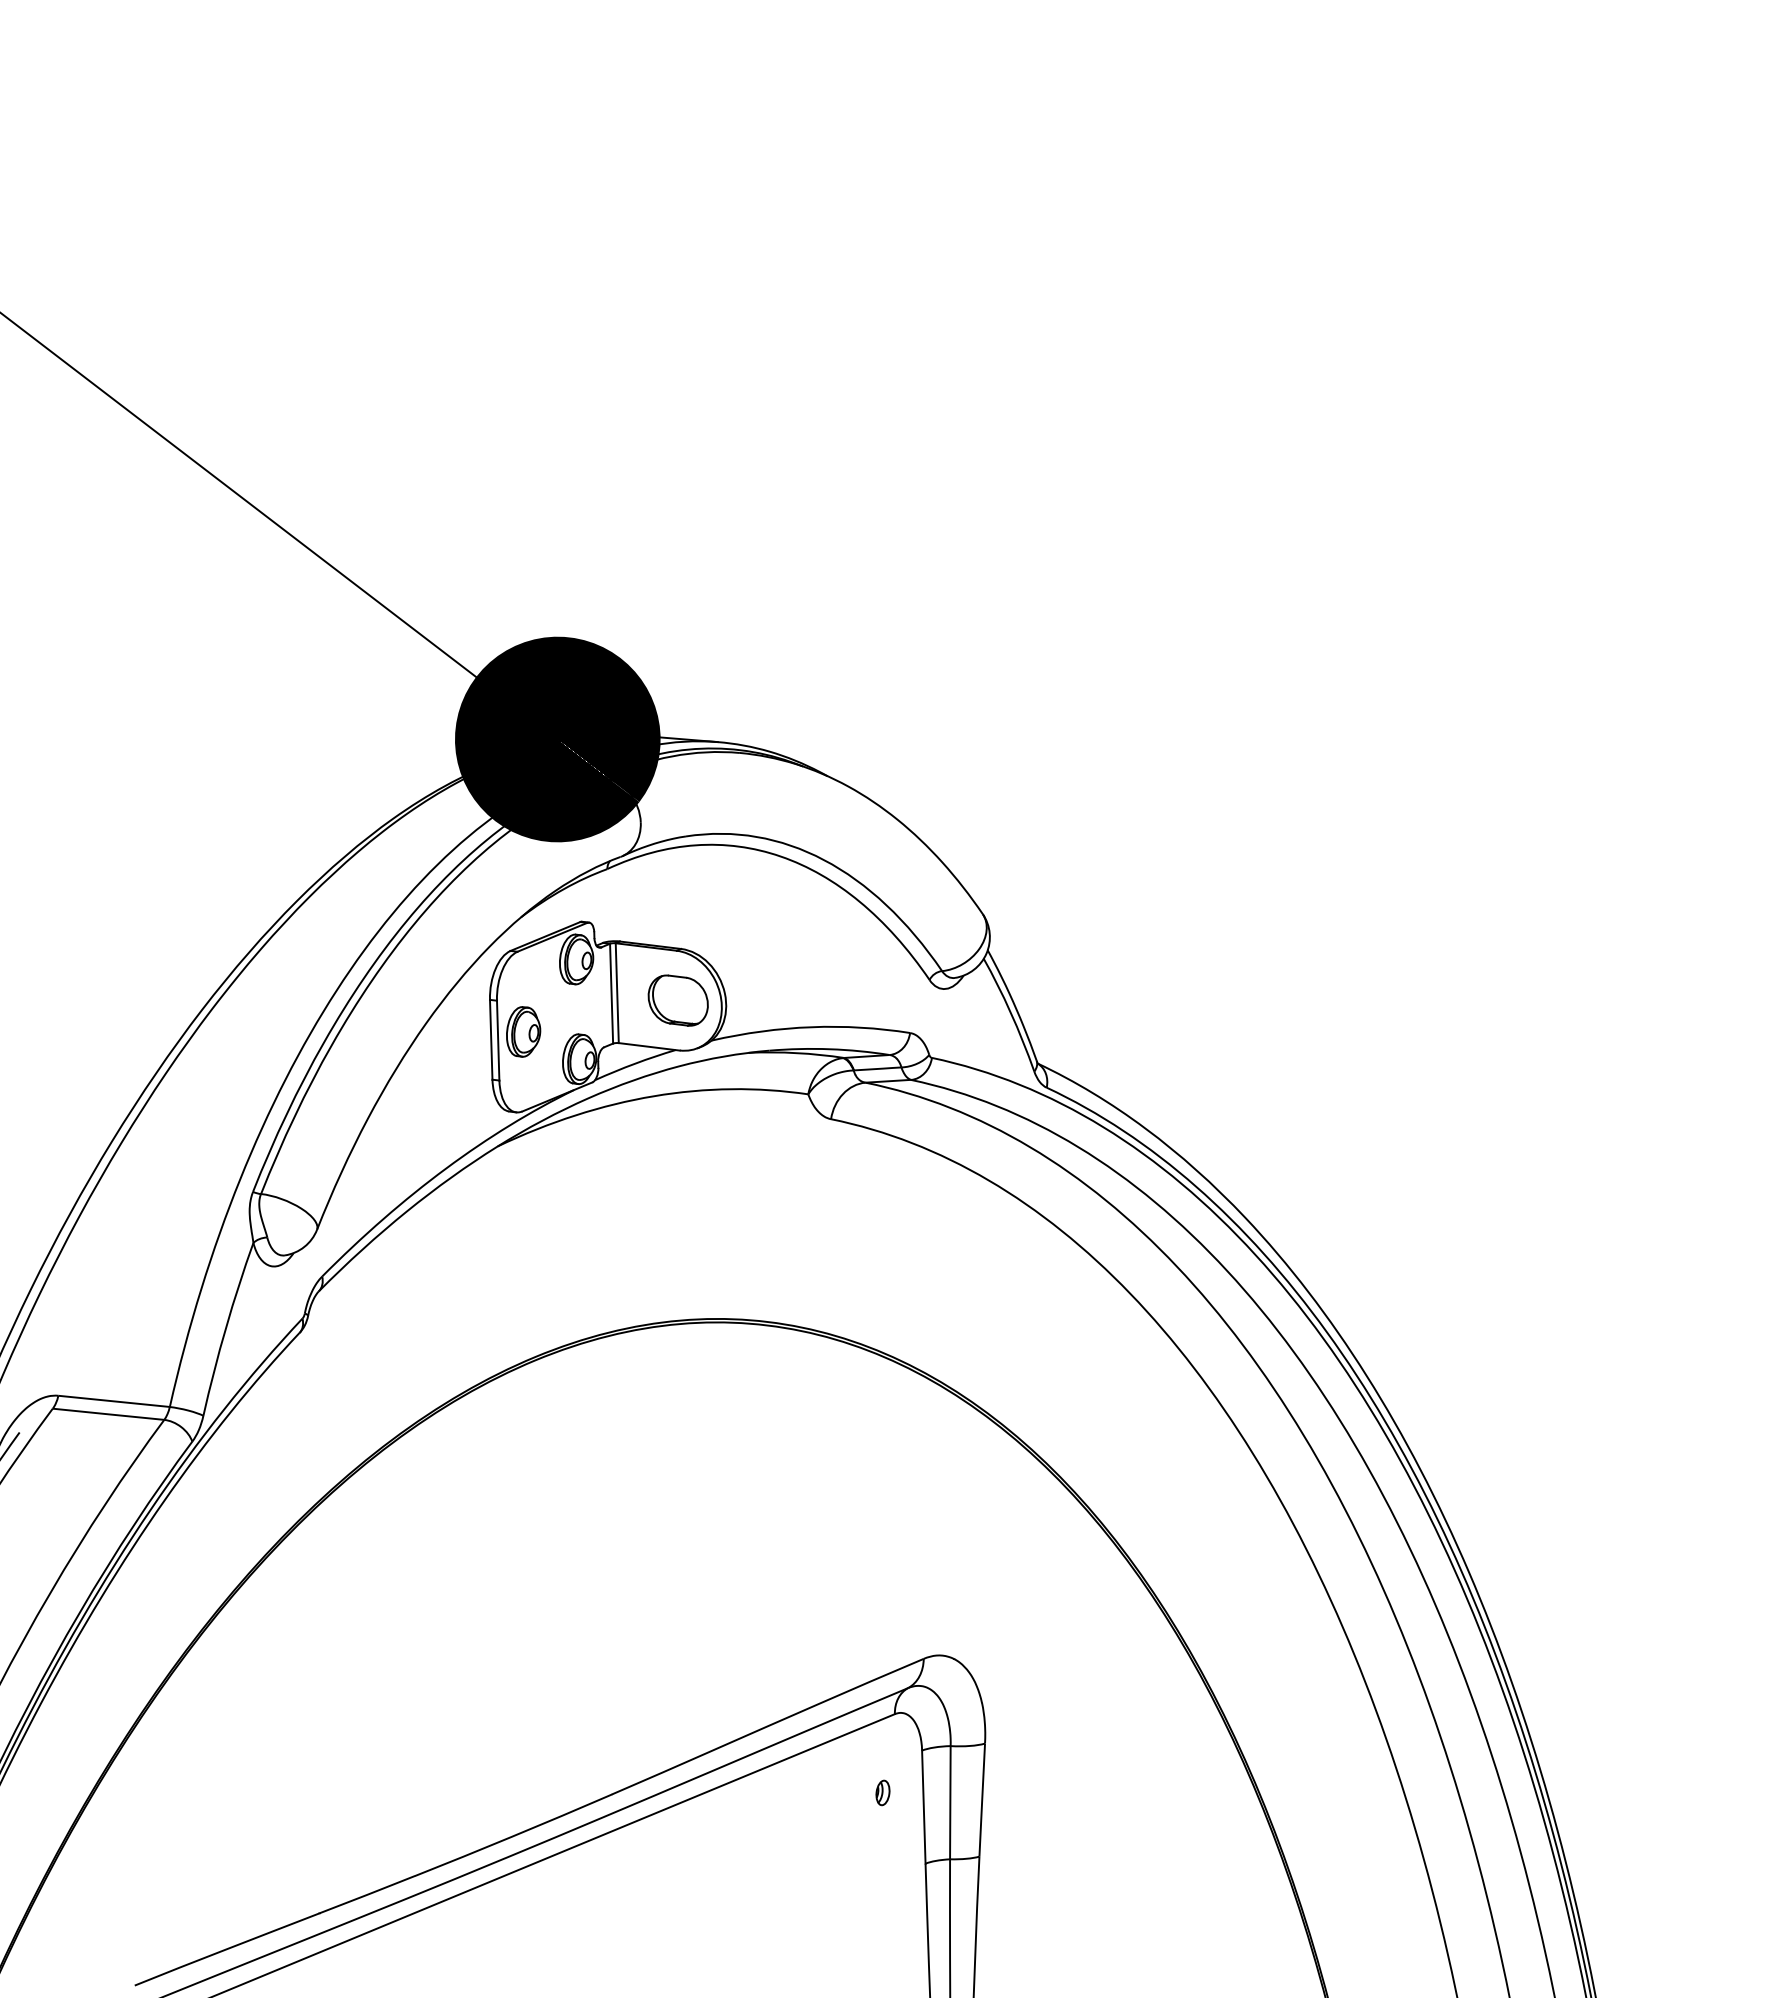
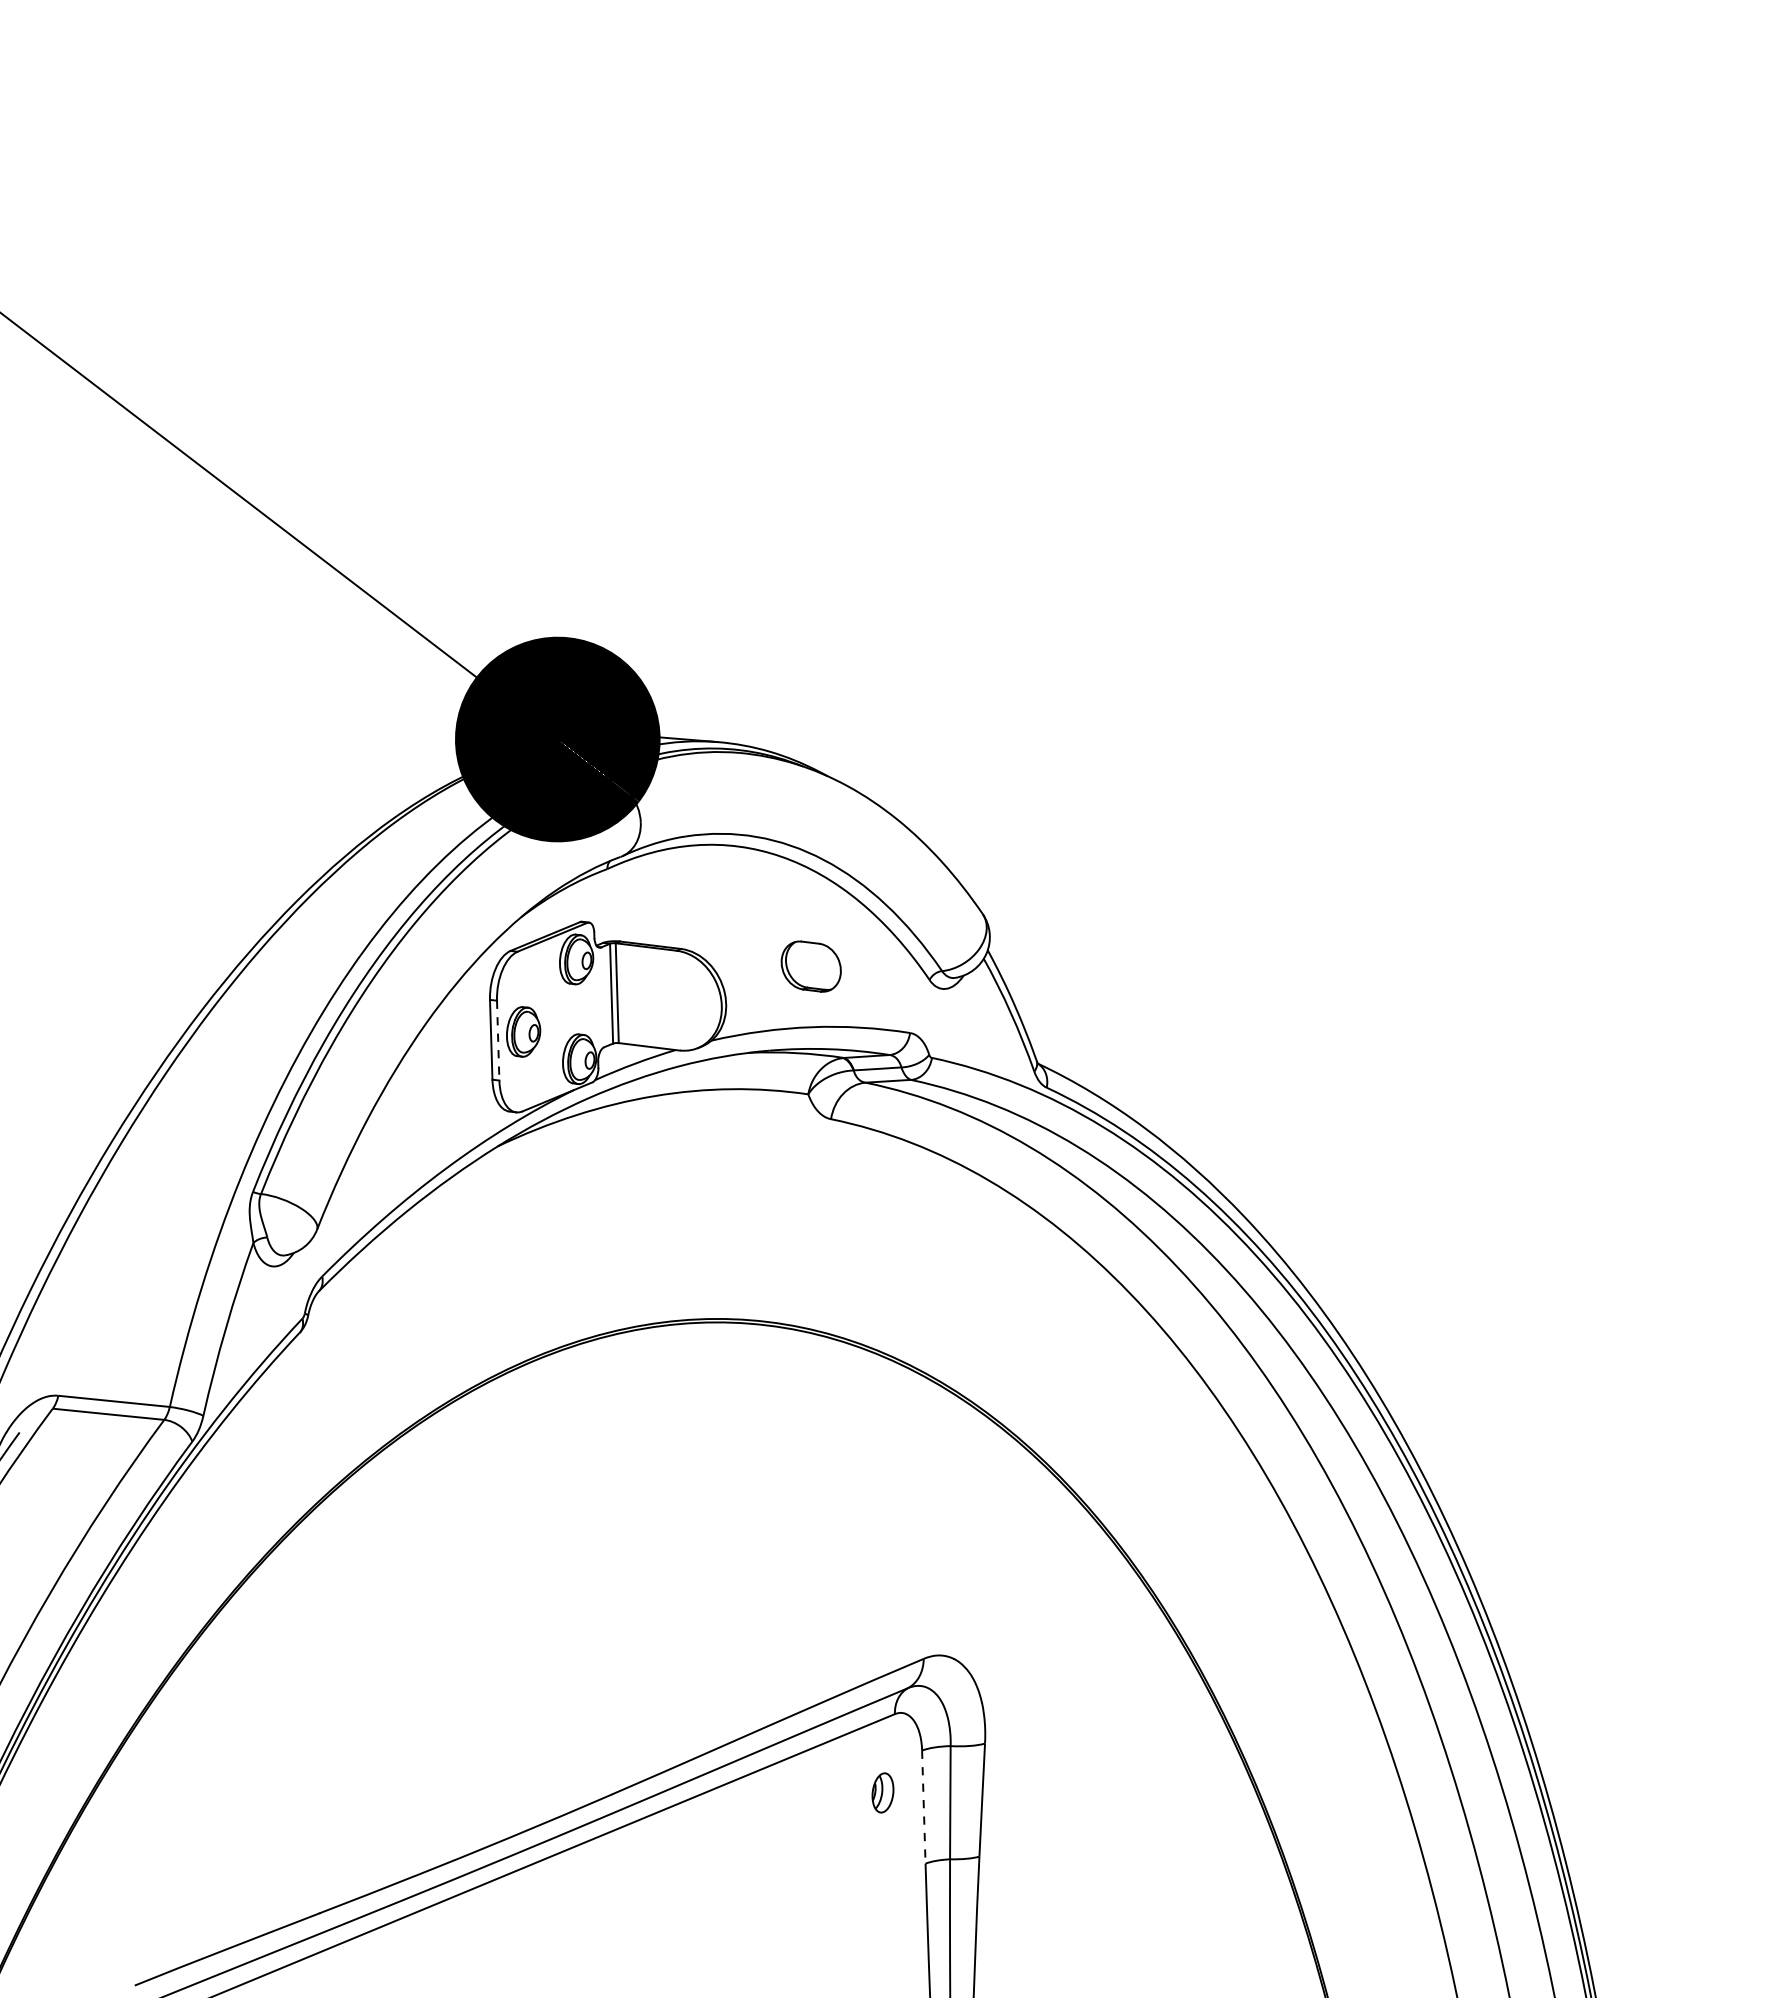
part position: (677, 1000) -> (810, 966) (810, 966)
line: solid -> dashed (498, 1040)
part size: 16x28 px -> 24x42 px (882, 1792)
line: solid -> dashed (923, 1807)
